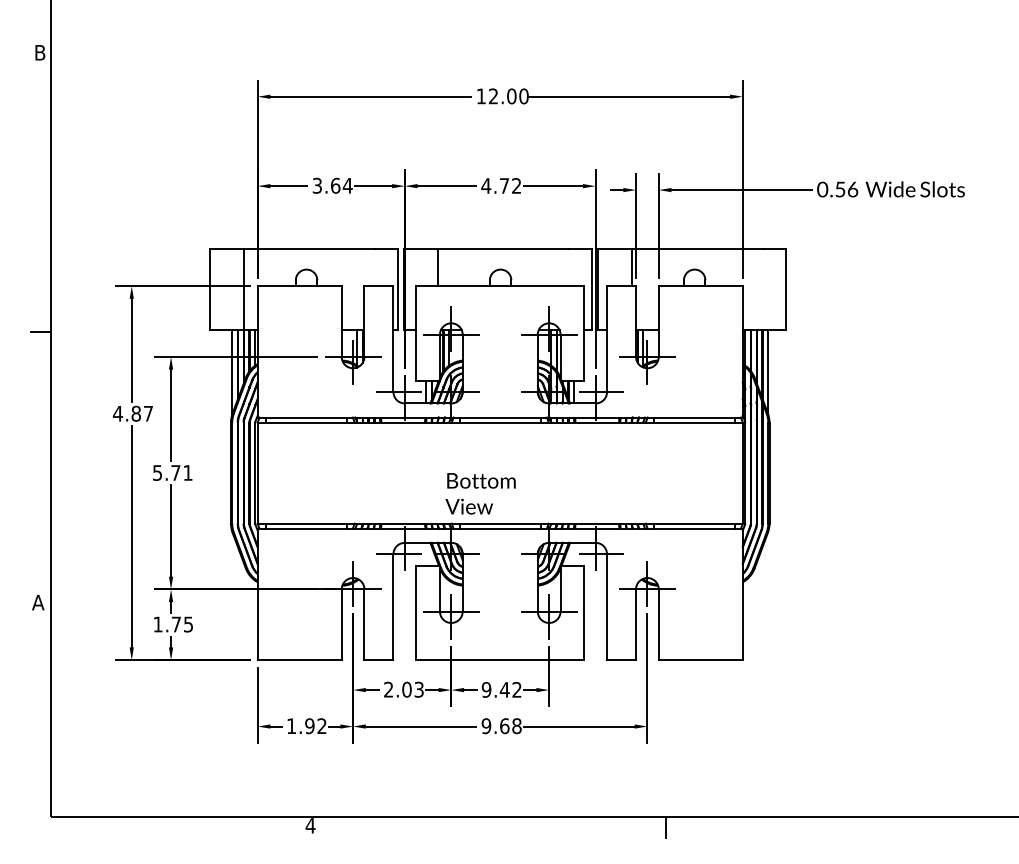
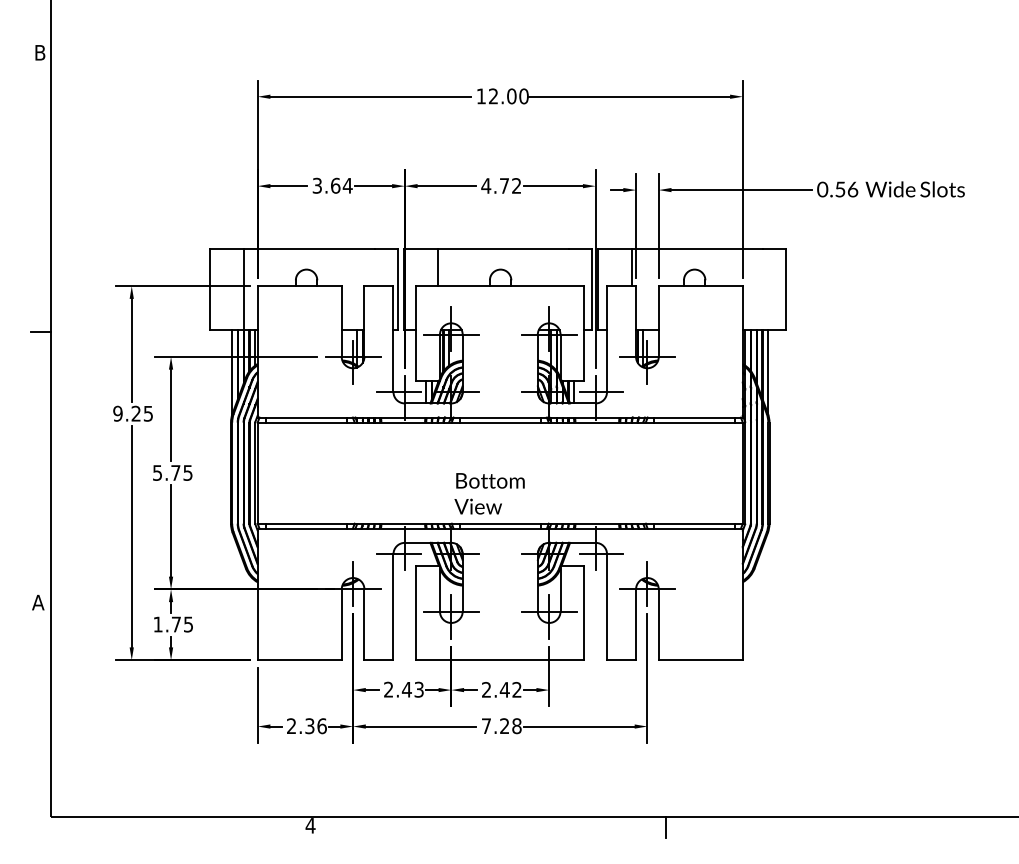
text: 4.87 -> 9.25 (132, 413)
text: 5.71 -> 5.75 (187, 472)
text position: (480, 493) -> (489, 493) (489, 493)
text: 2.03 -> 2.43 (406, 689)
text: 9.42 -> 2.42 (486, 689)
text: 1.92 -> 2.36 (306, 726)
text: 9.68 -> 7.28 (495, 726)
